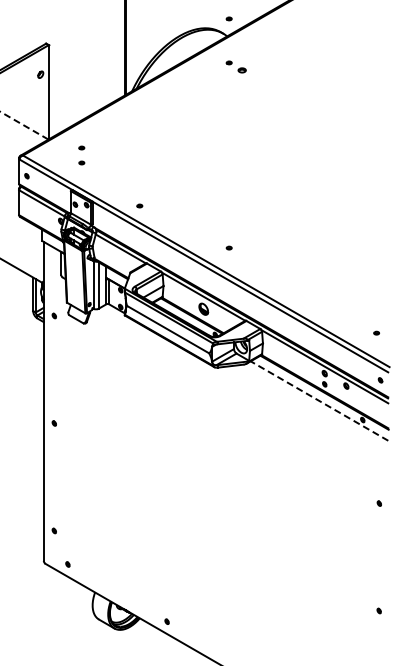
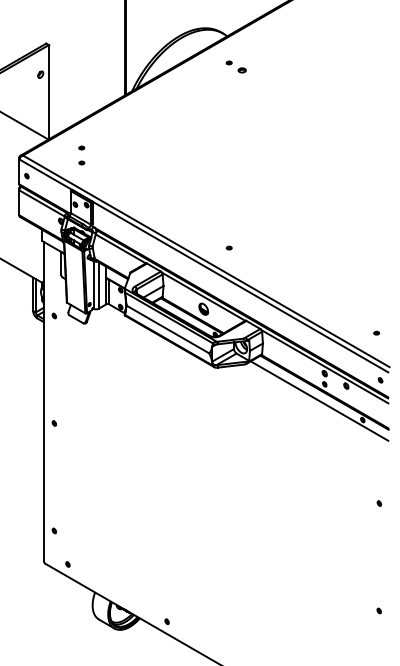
part: present -> none (228, 18)
line: dashed -> solid (24, 125)
part: present -> none (139, 205)
line: dashed -> solid (319, 400)
